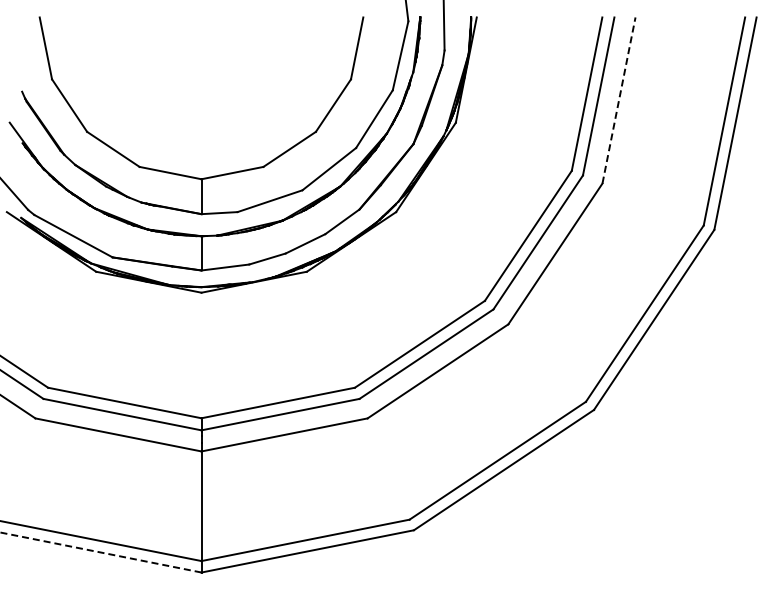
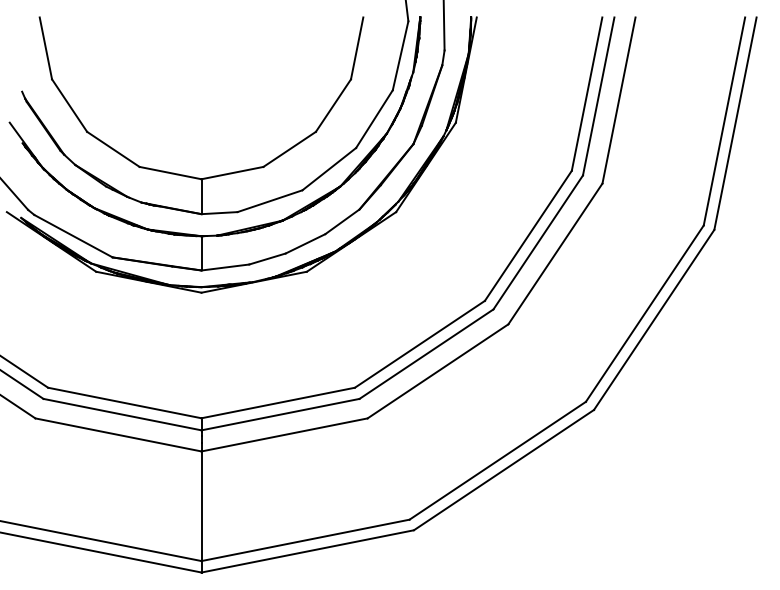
line: dashed -> solid (619, 100)
line: dashed -> solid (100, 552)
